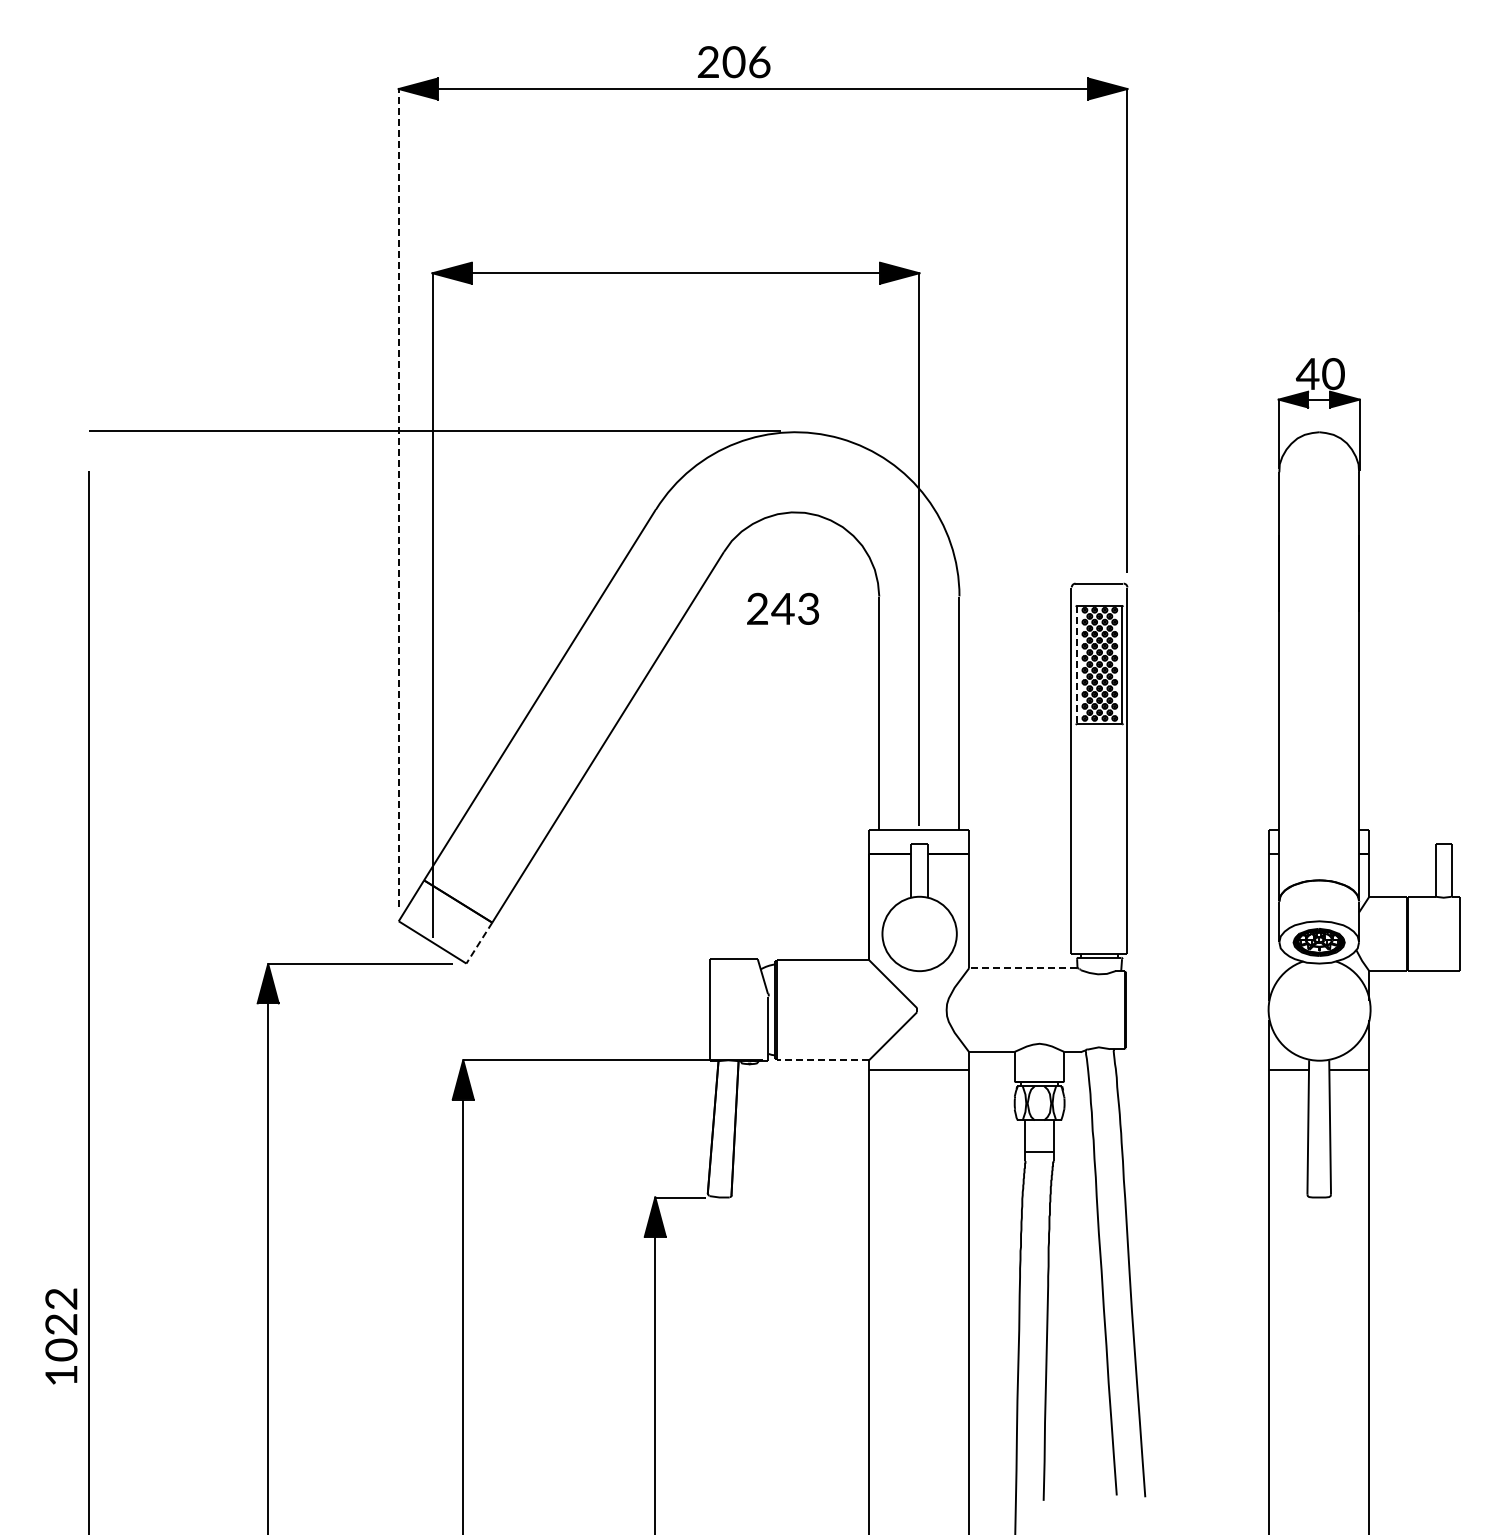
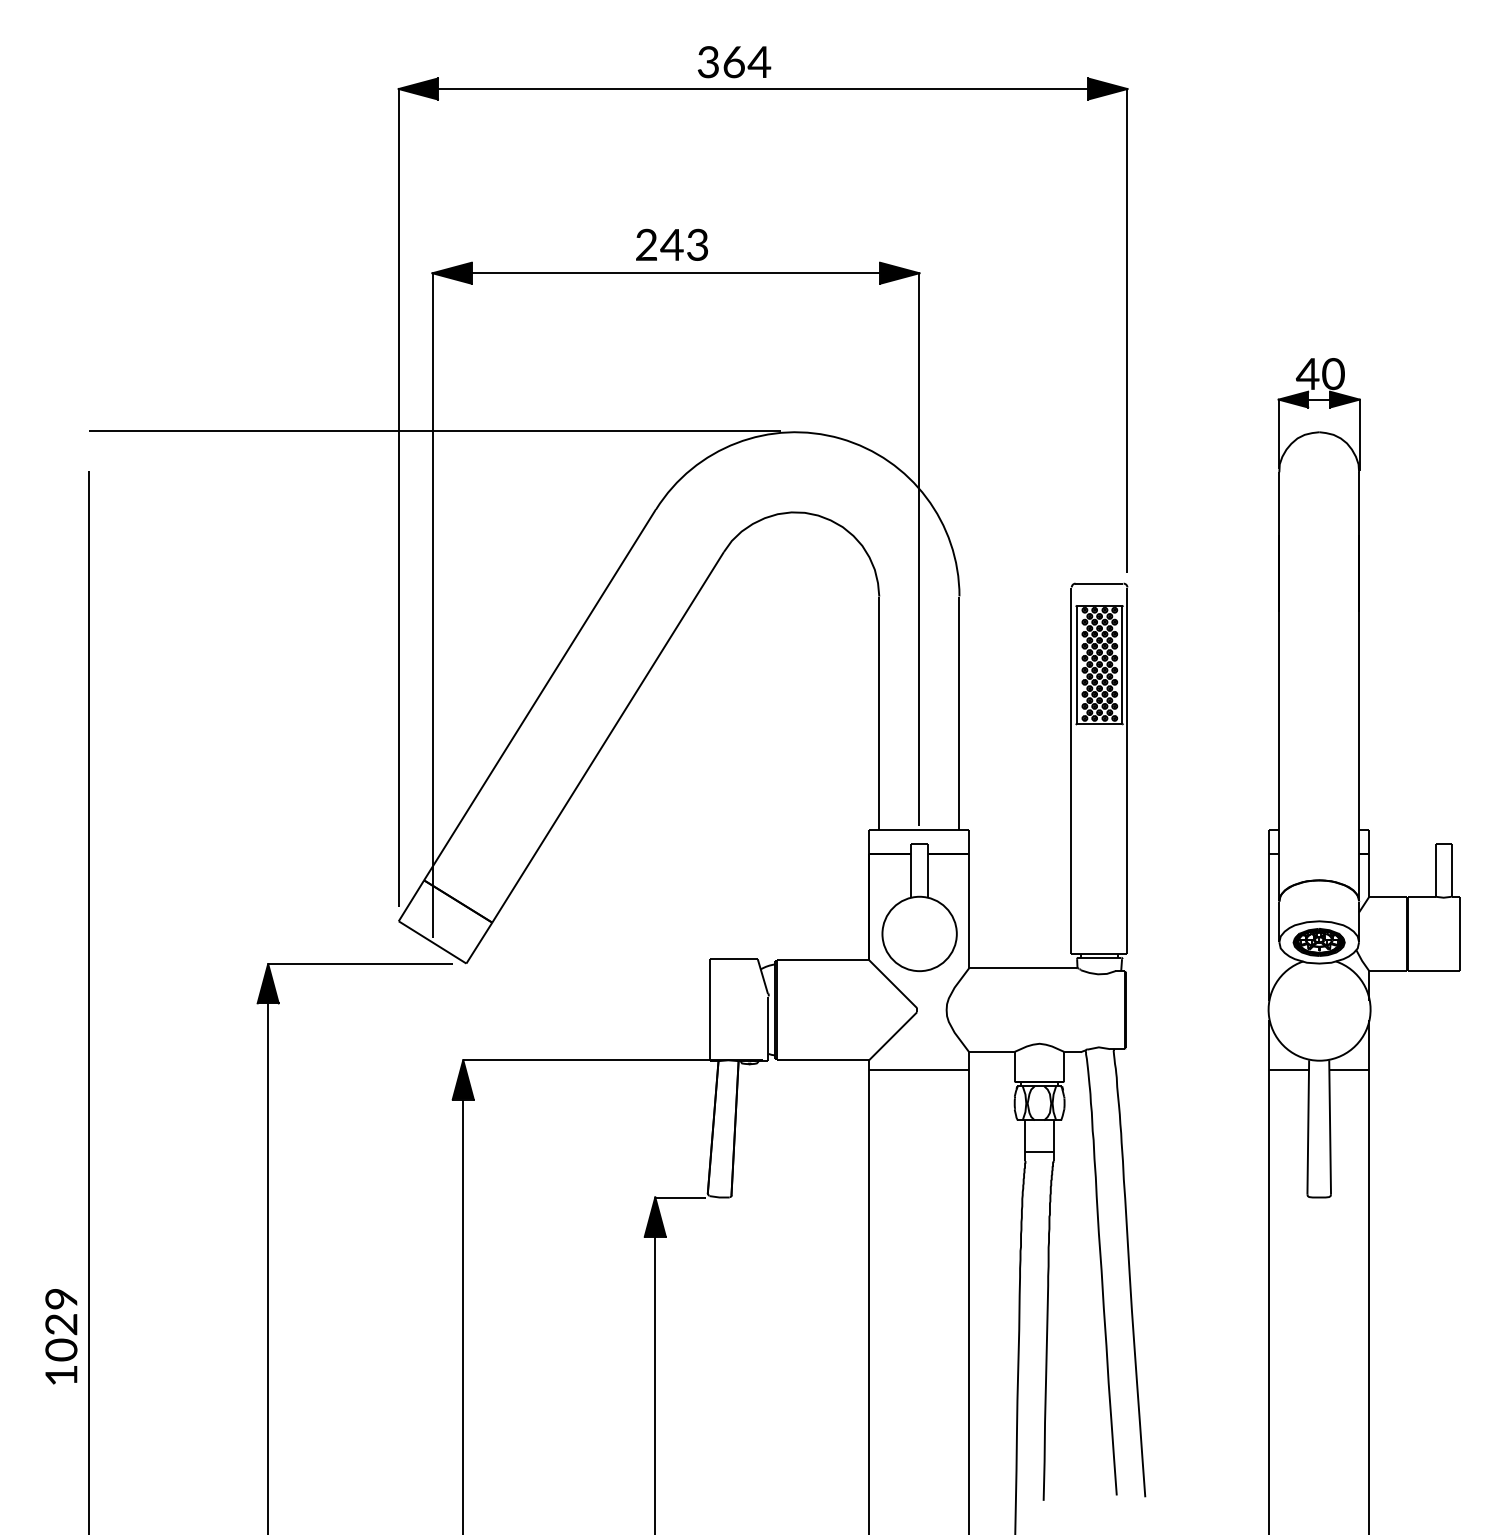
text: 206 -> 364 (734, 62)
line: dashed -> solid (398, 497)
text position: (782, 608) -> (671, 244) (671, 244)
line: dashed -> solid (1077, 664)
line: dashed -> solid (479, 943)
line: dashed -> solid (1023, 968)
line: dashed -> solid (822, 1060)
text: 1022 -> 1029 (61, 1298)
